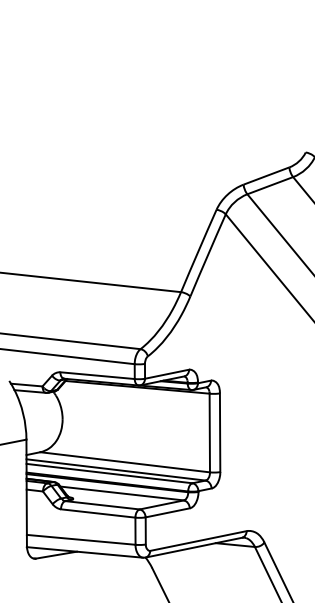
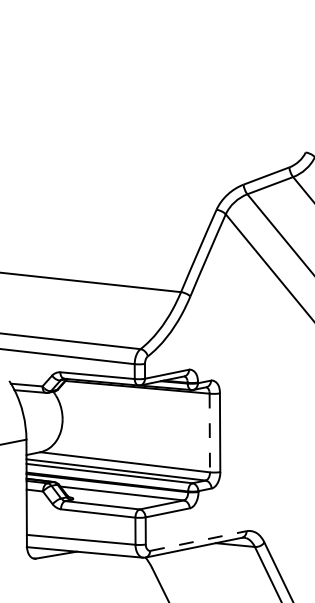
line: solid -> dashed (209, 433)
line: solid -> dashed (198, 540)
